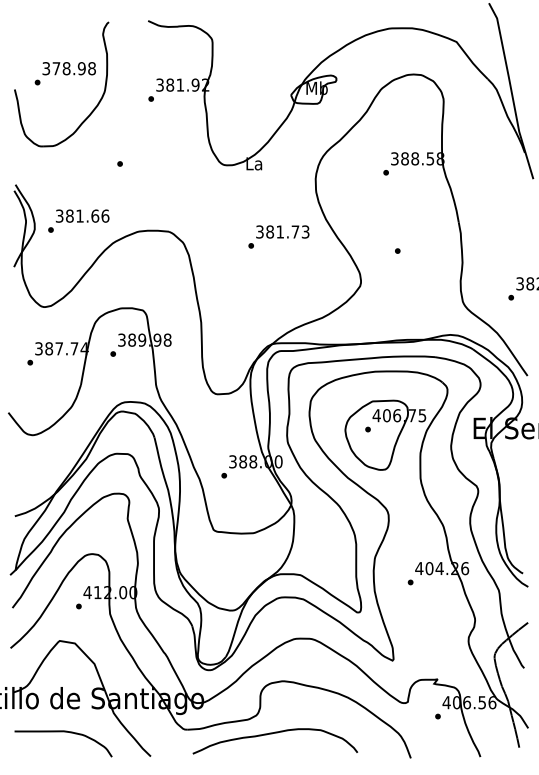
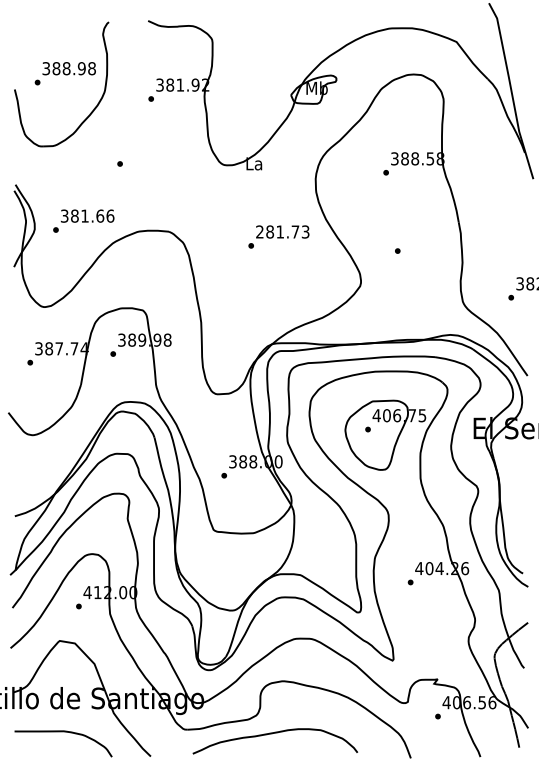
text: 378.98 -> 388.98 (56, 68)
text position: (78, 220) -> (83, 220) (83, 220)
text: 381.73 -> 281.73 (259, 231)
